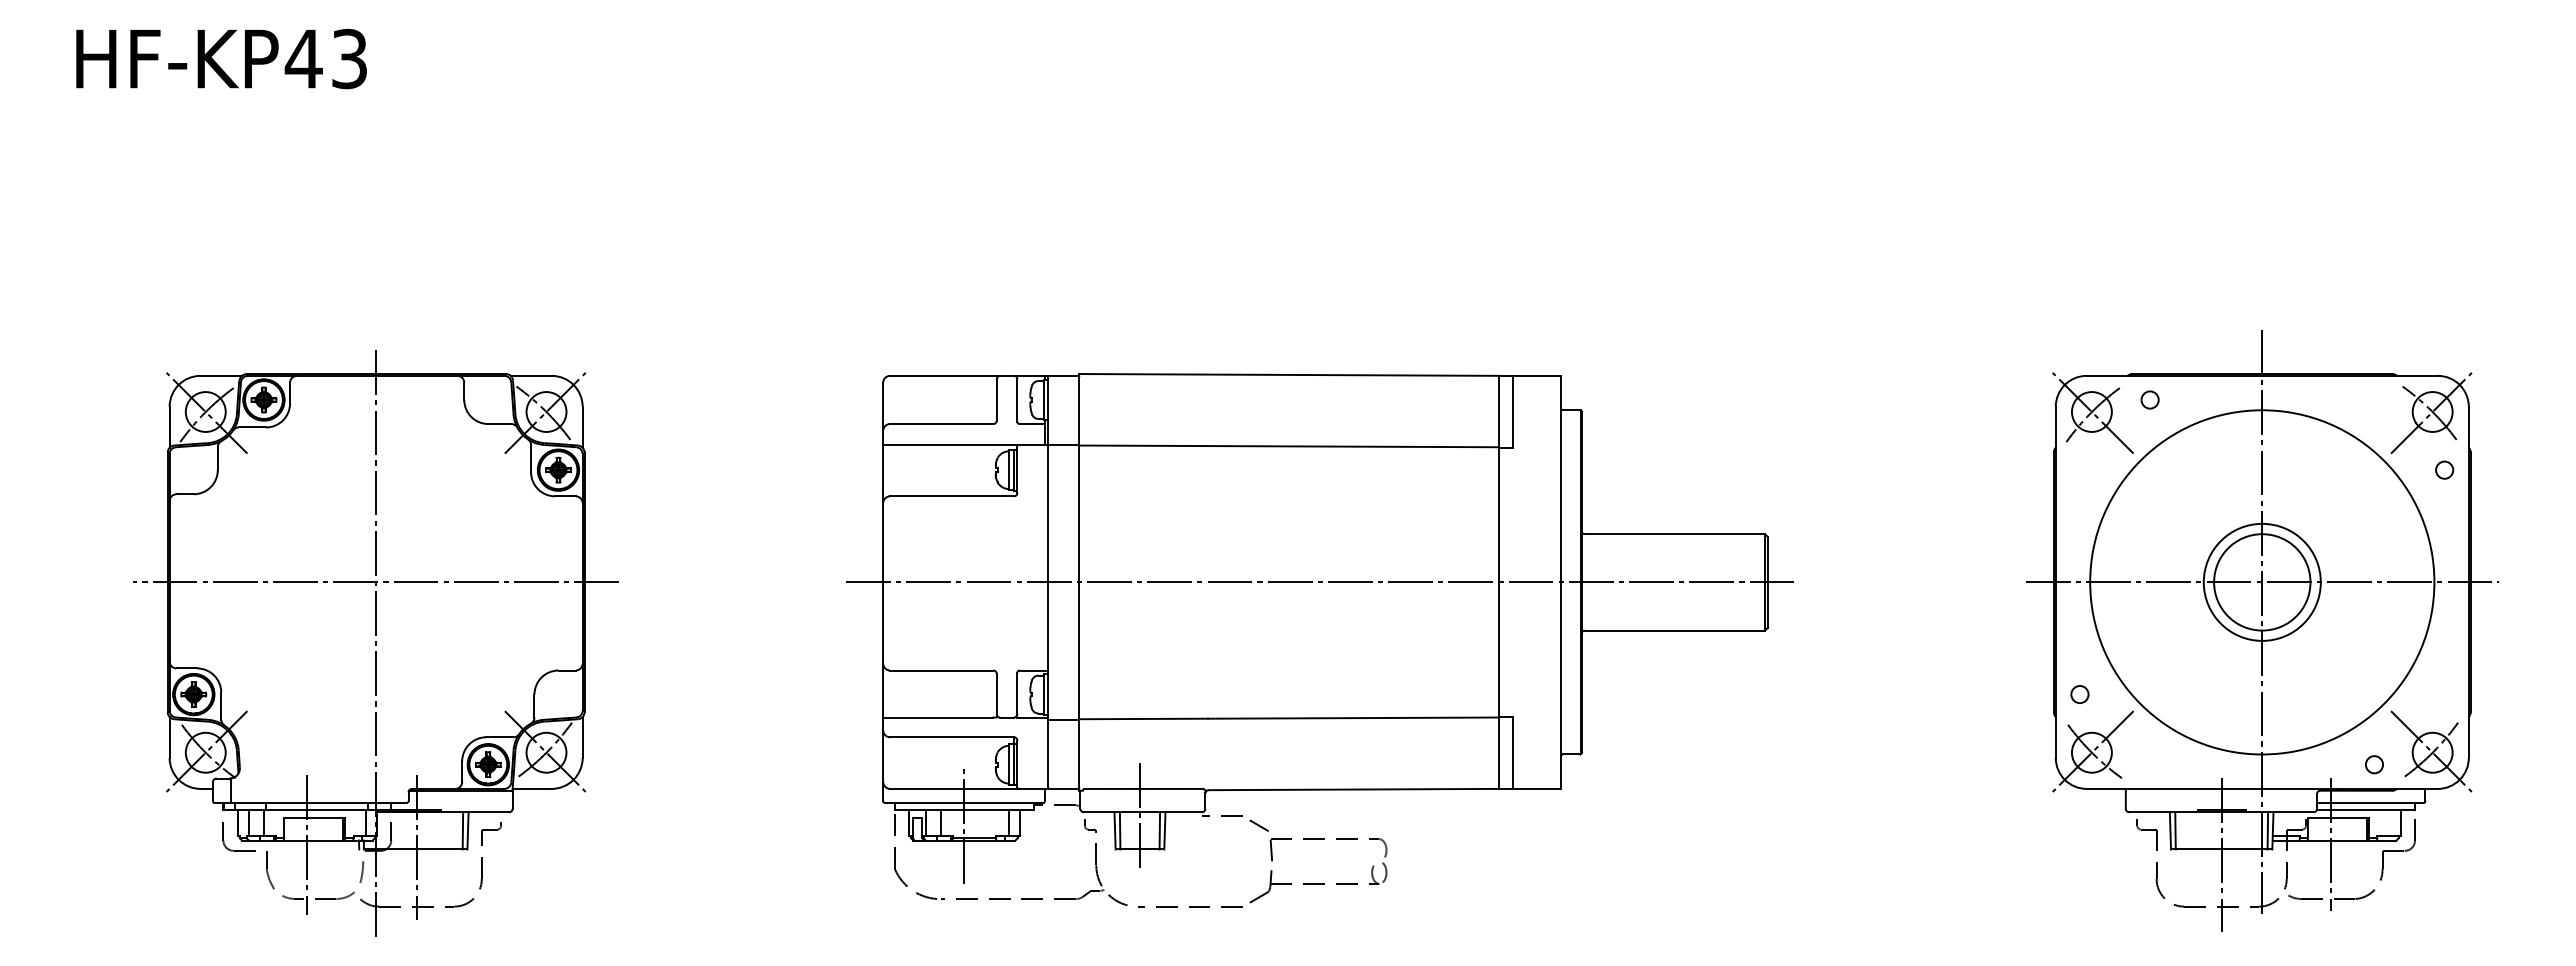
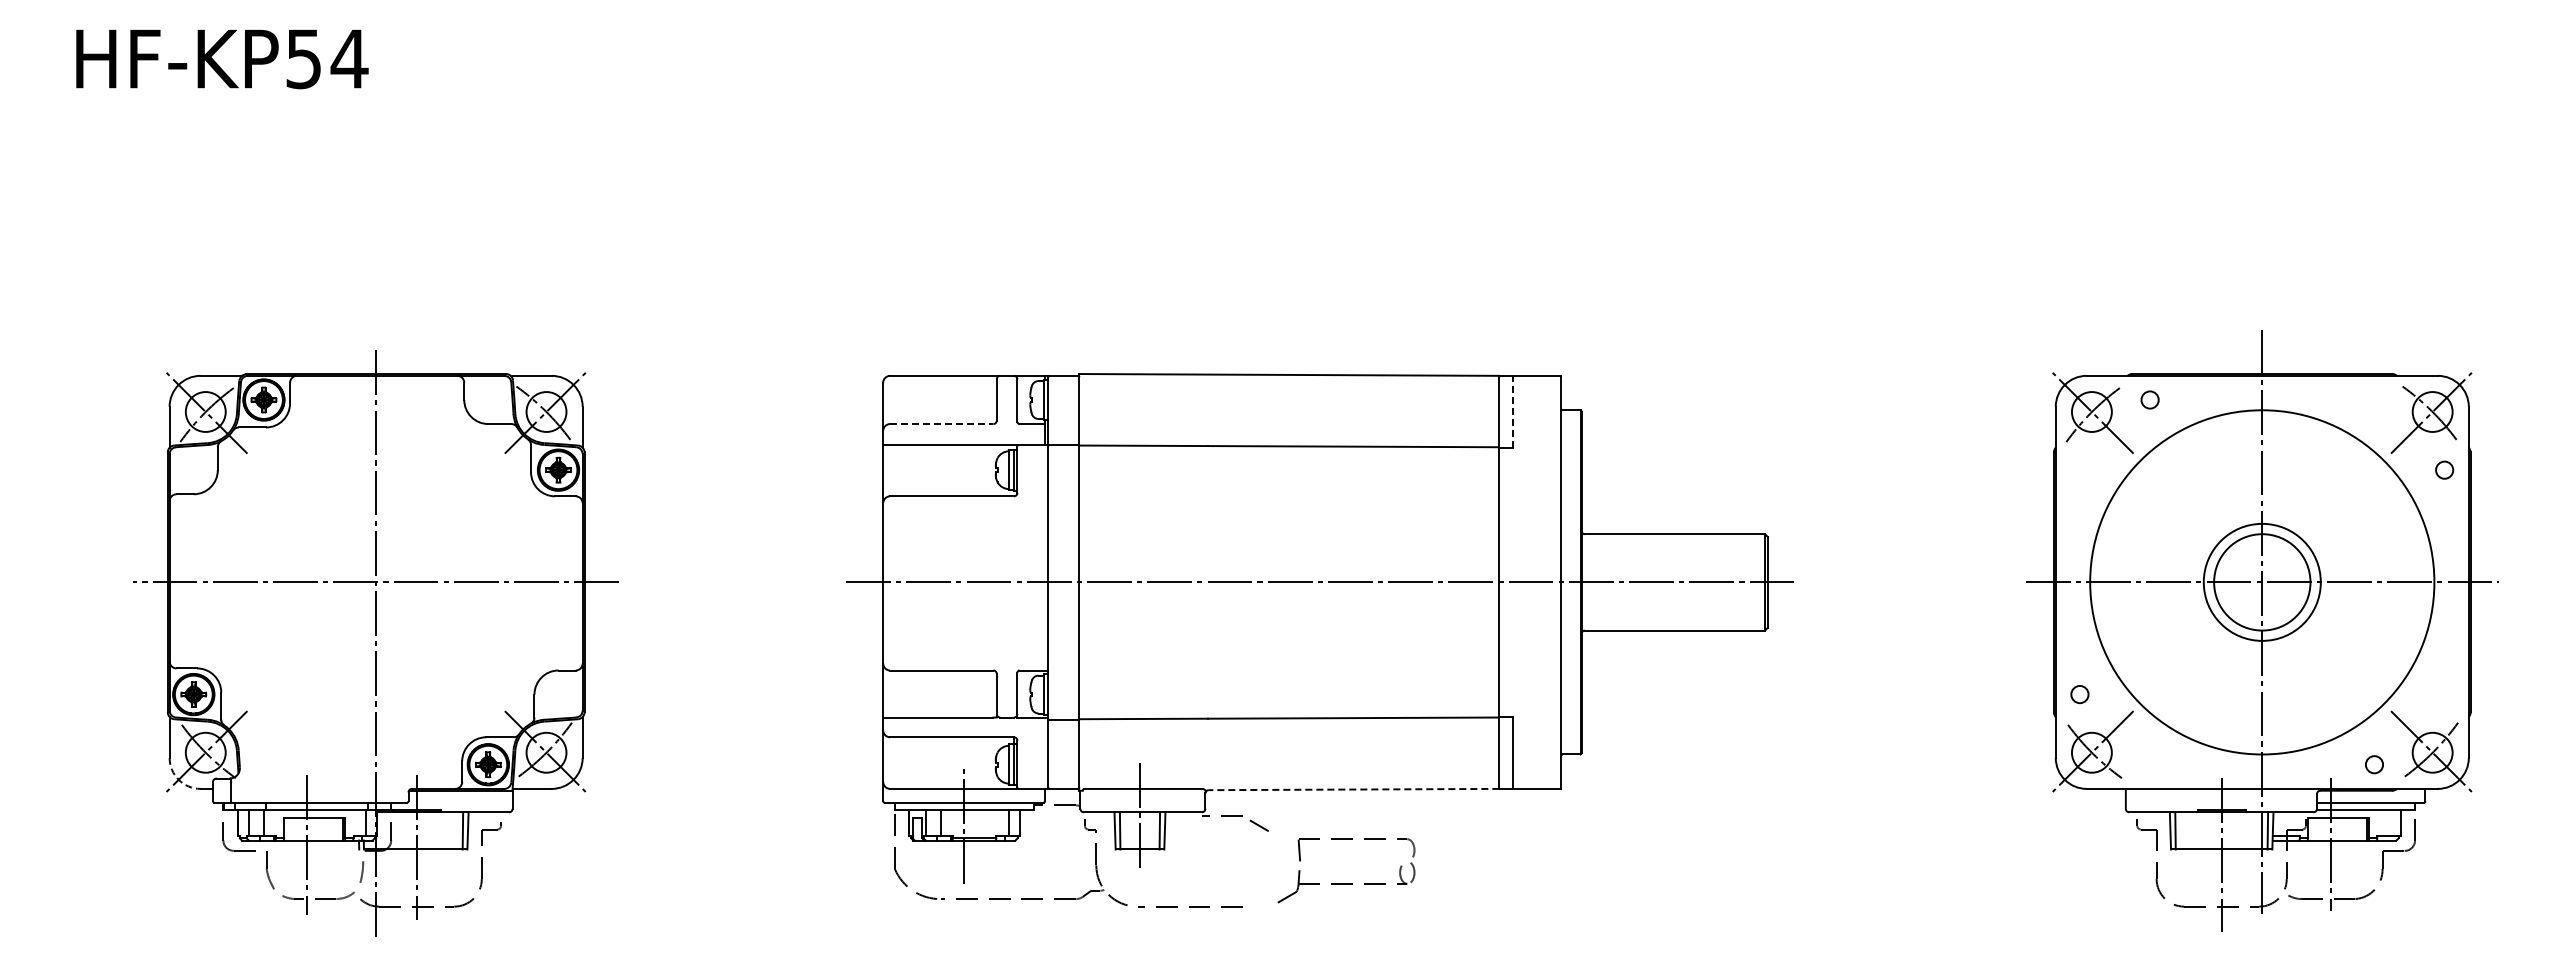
text: HF-KP43 -> HF-KP54 (326, 58)
line: solid -> dashed (1513, 411)
line: solid -> dashed (941, 424)
arc: solid -> dashed (178, 779)
line: solid -> dashed (1353, 789)
part position: (1318, 883) -> (1346, 883) (1346, 883)
